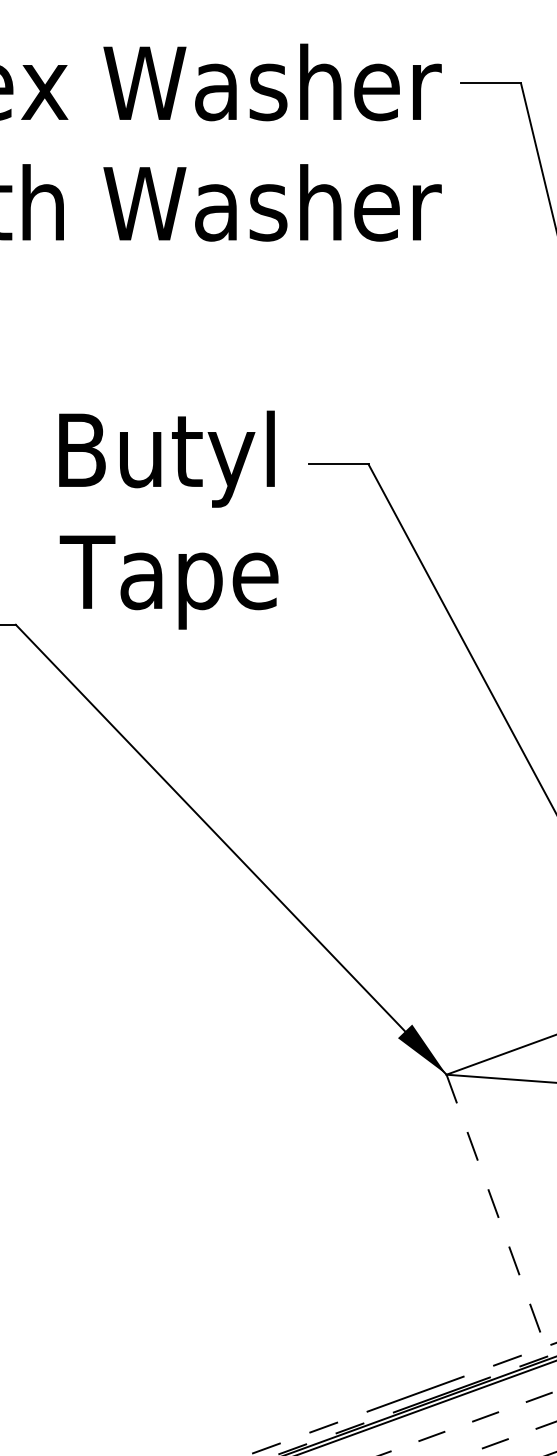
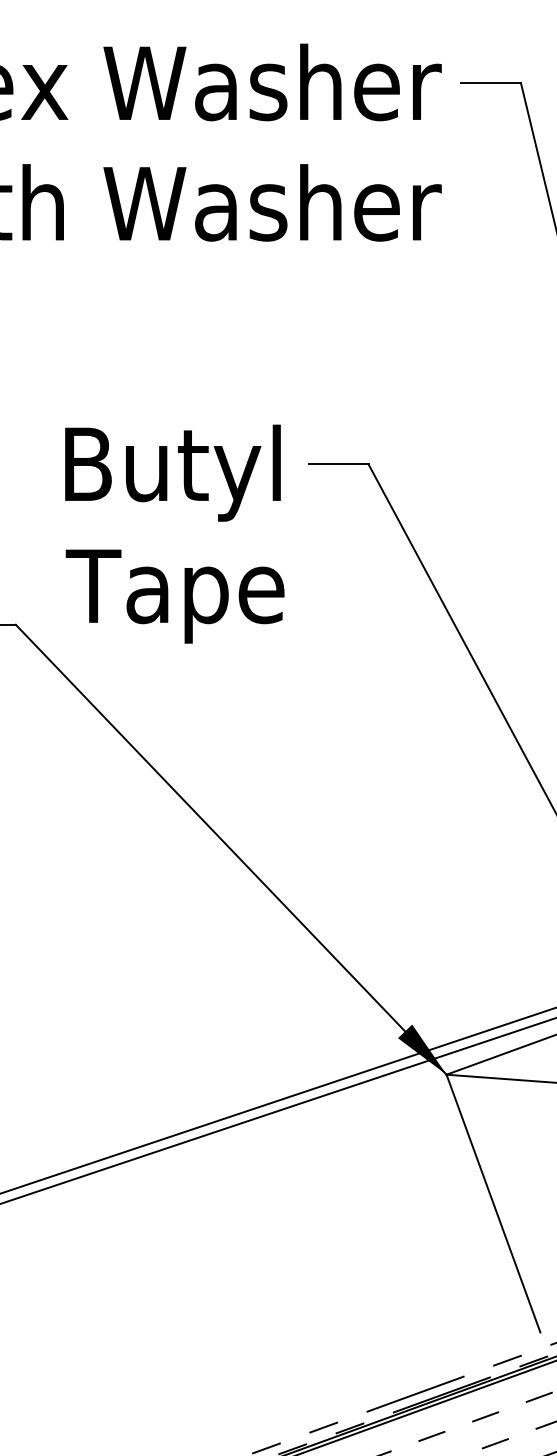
text position: (168, 519) -> (174, 533) (174, 533)
line: none -> present (277, 1100)
line: none -> present (277, 1110)
line: dashed -> solid (493, 1203)
